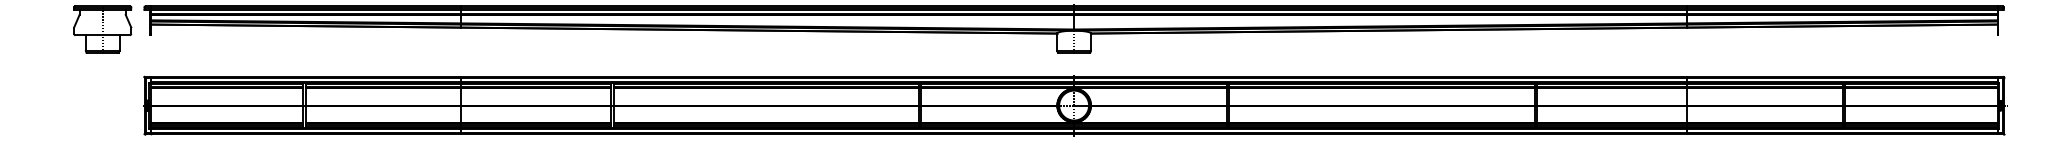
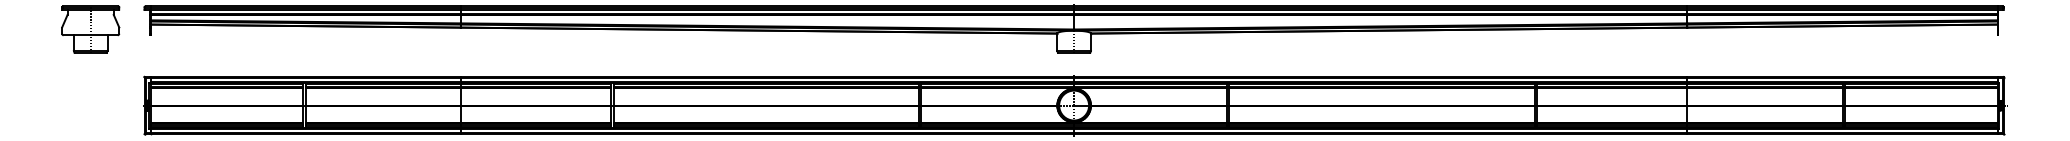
part position: (102, 29) -> (90, 29) (90, 29)
